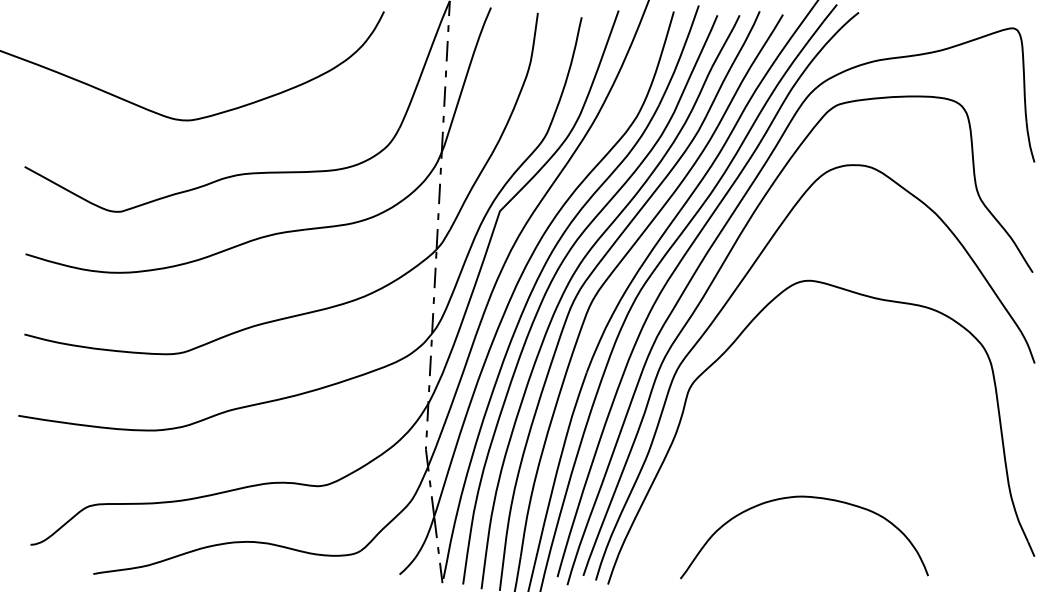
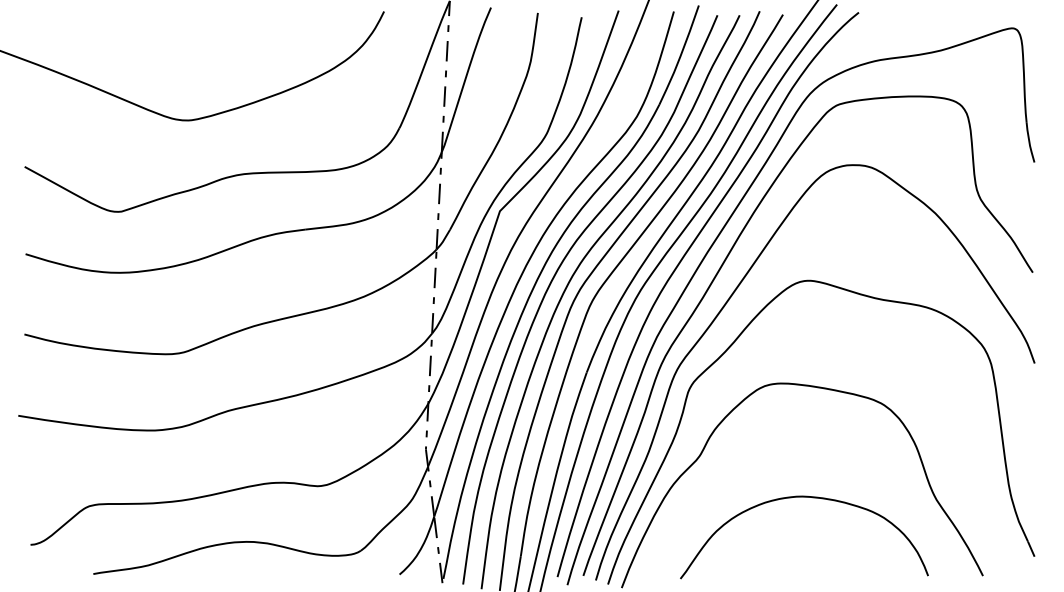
curve: none -> present (817, 388)
